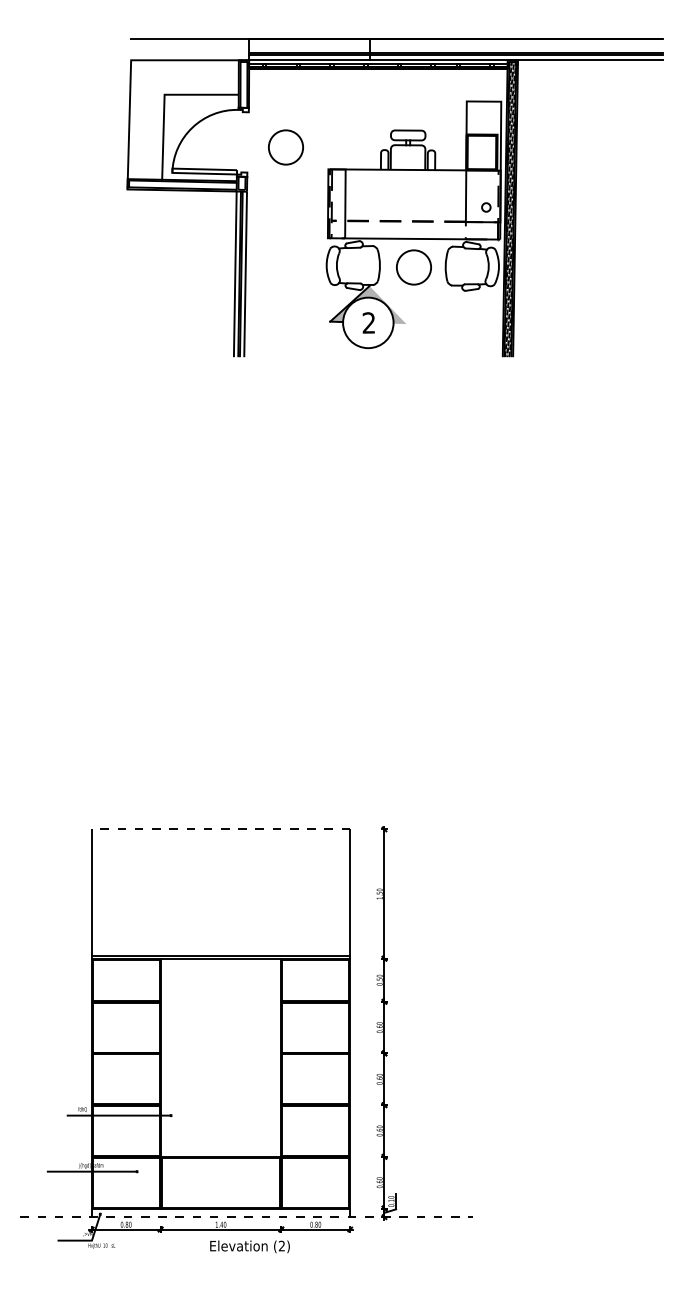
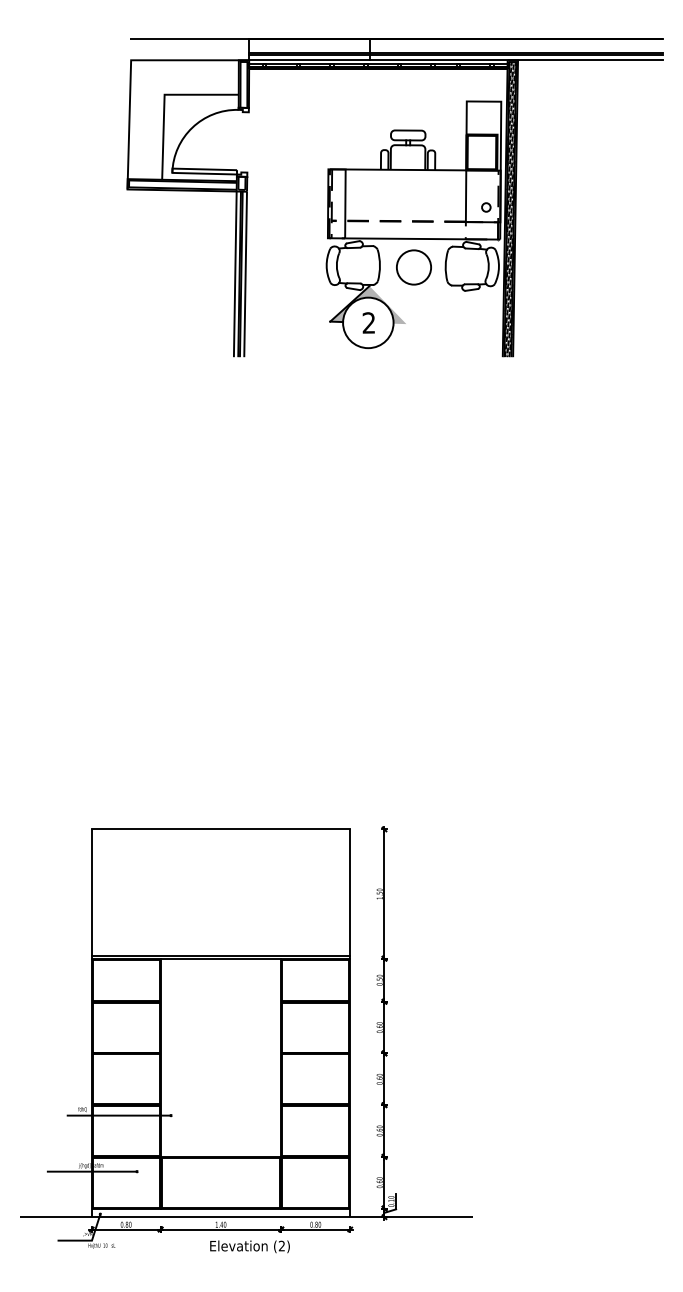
circle: present -> none (285, 147)
line: dashed -> solid (220, 829)
line: dashed -> solid (247, 1217)
